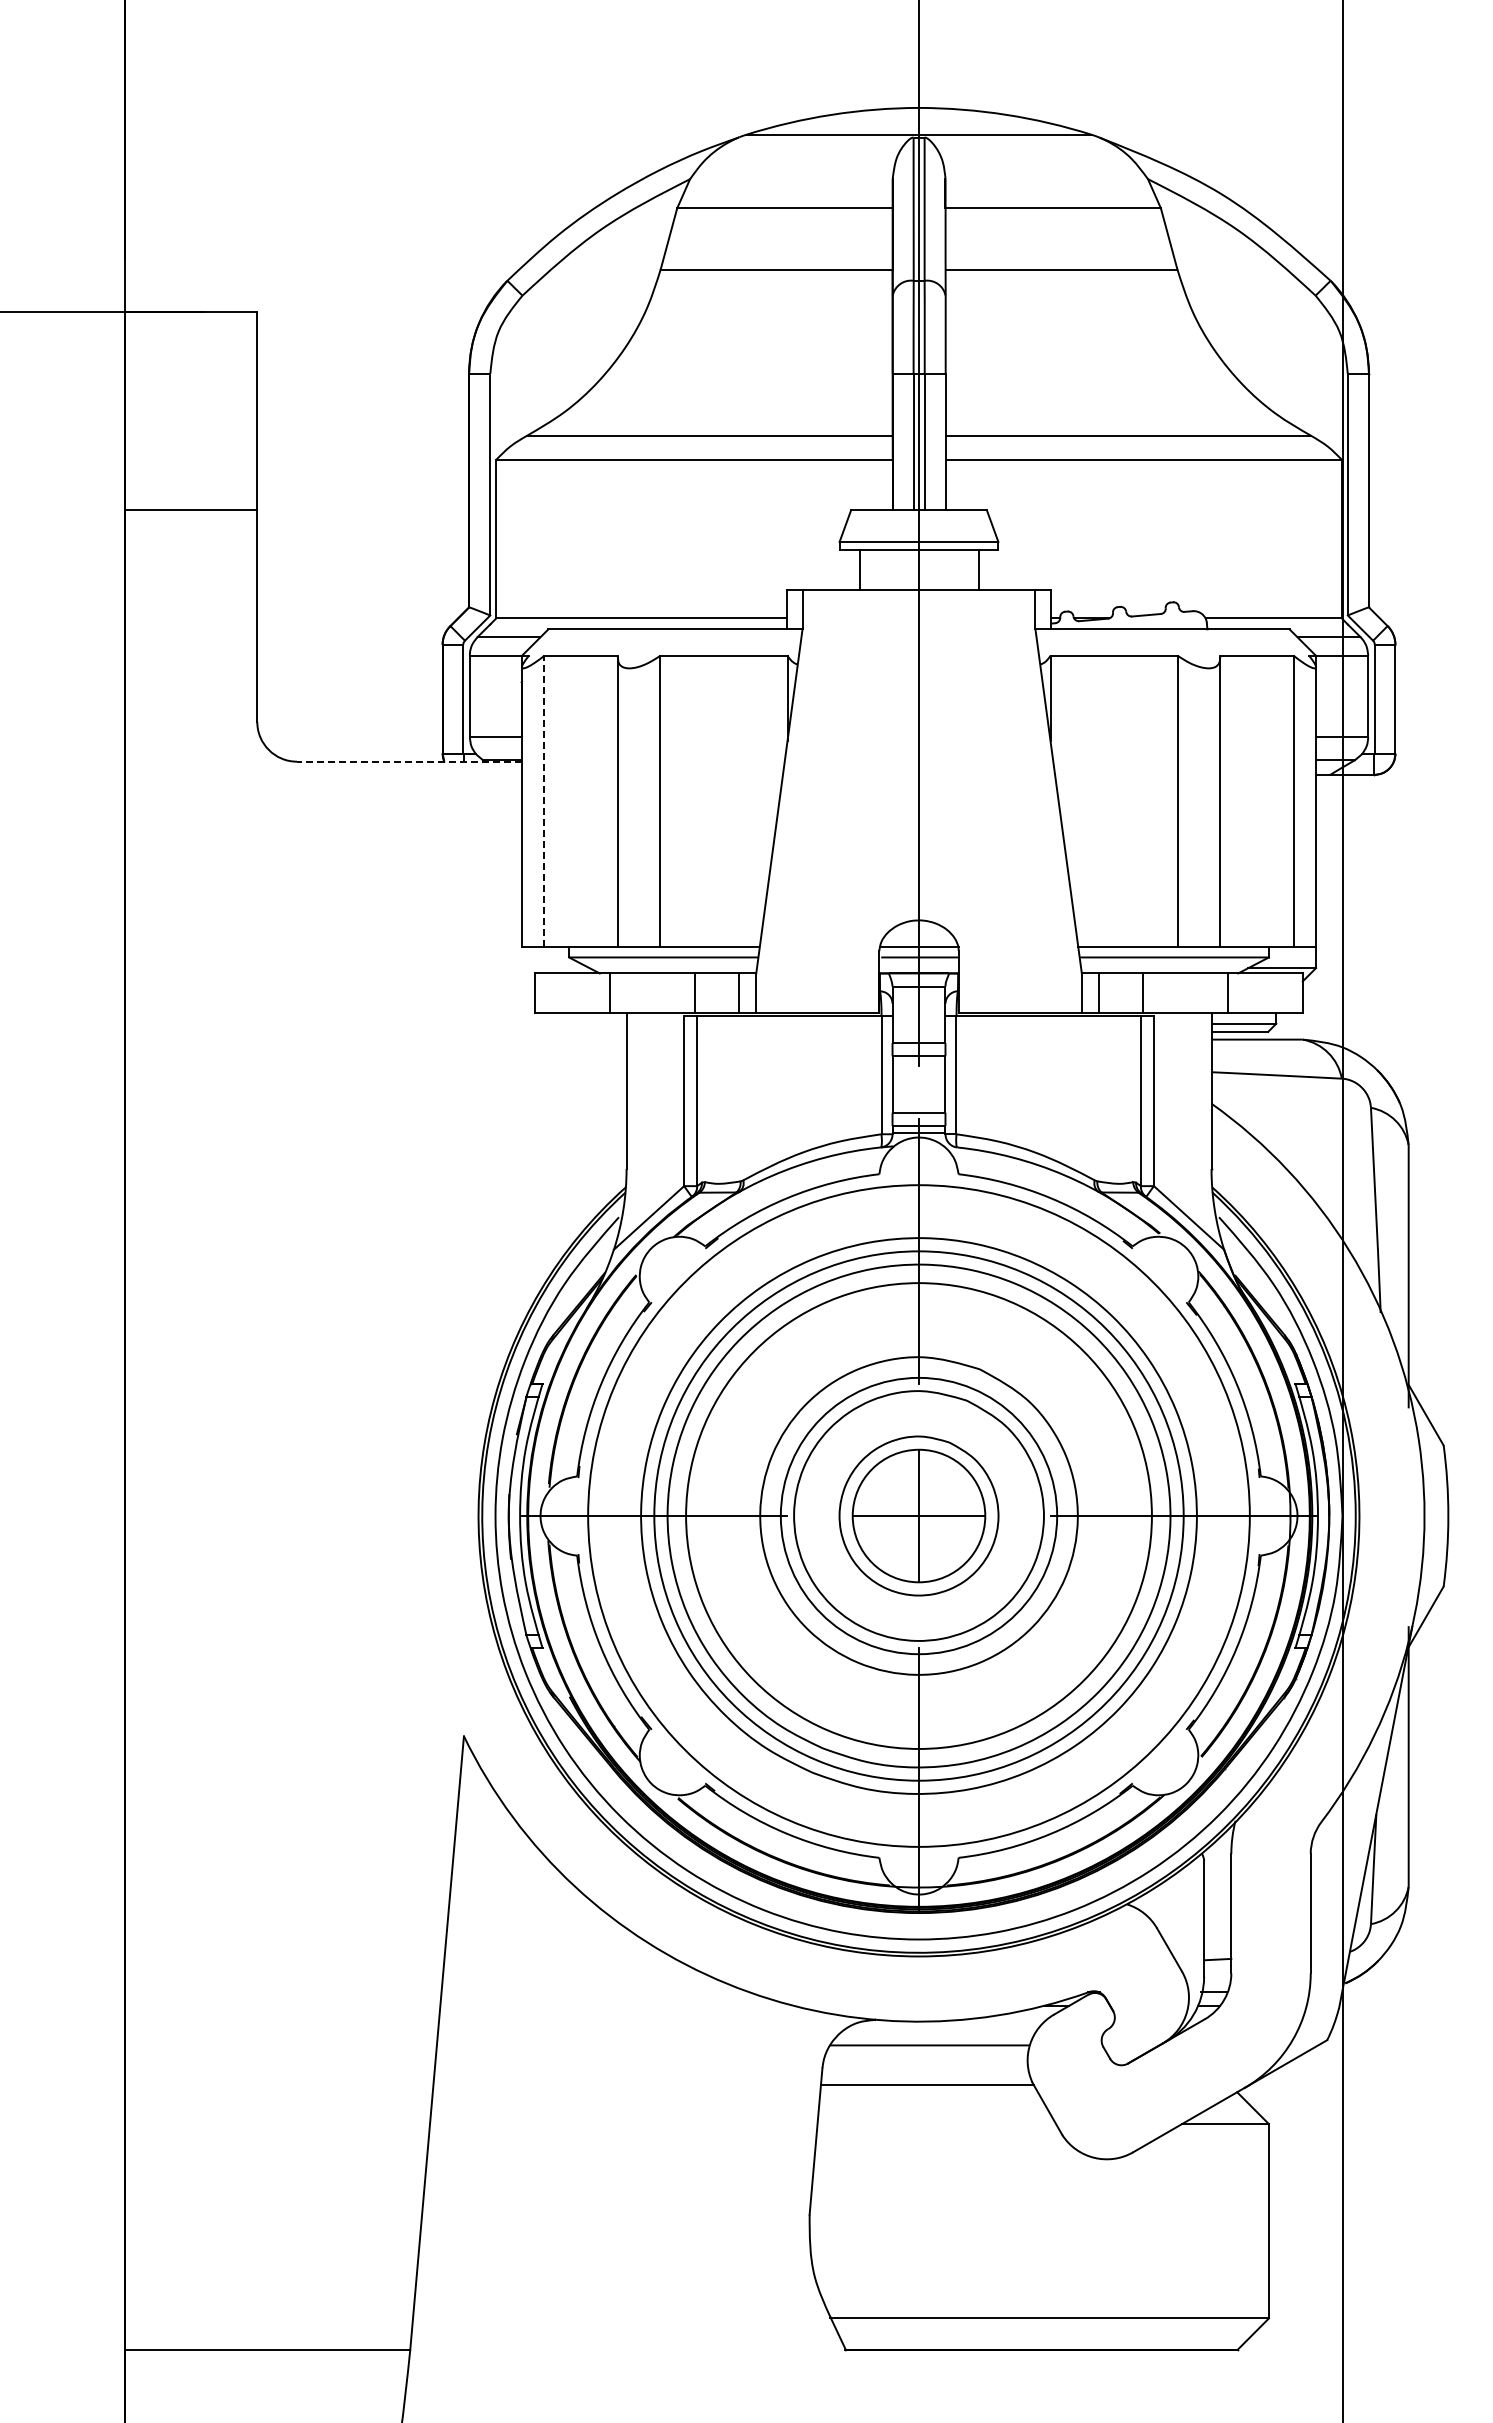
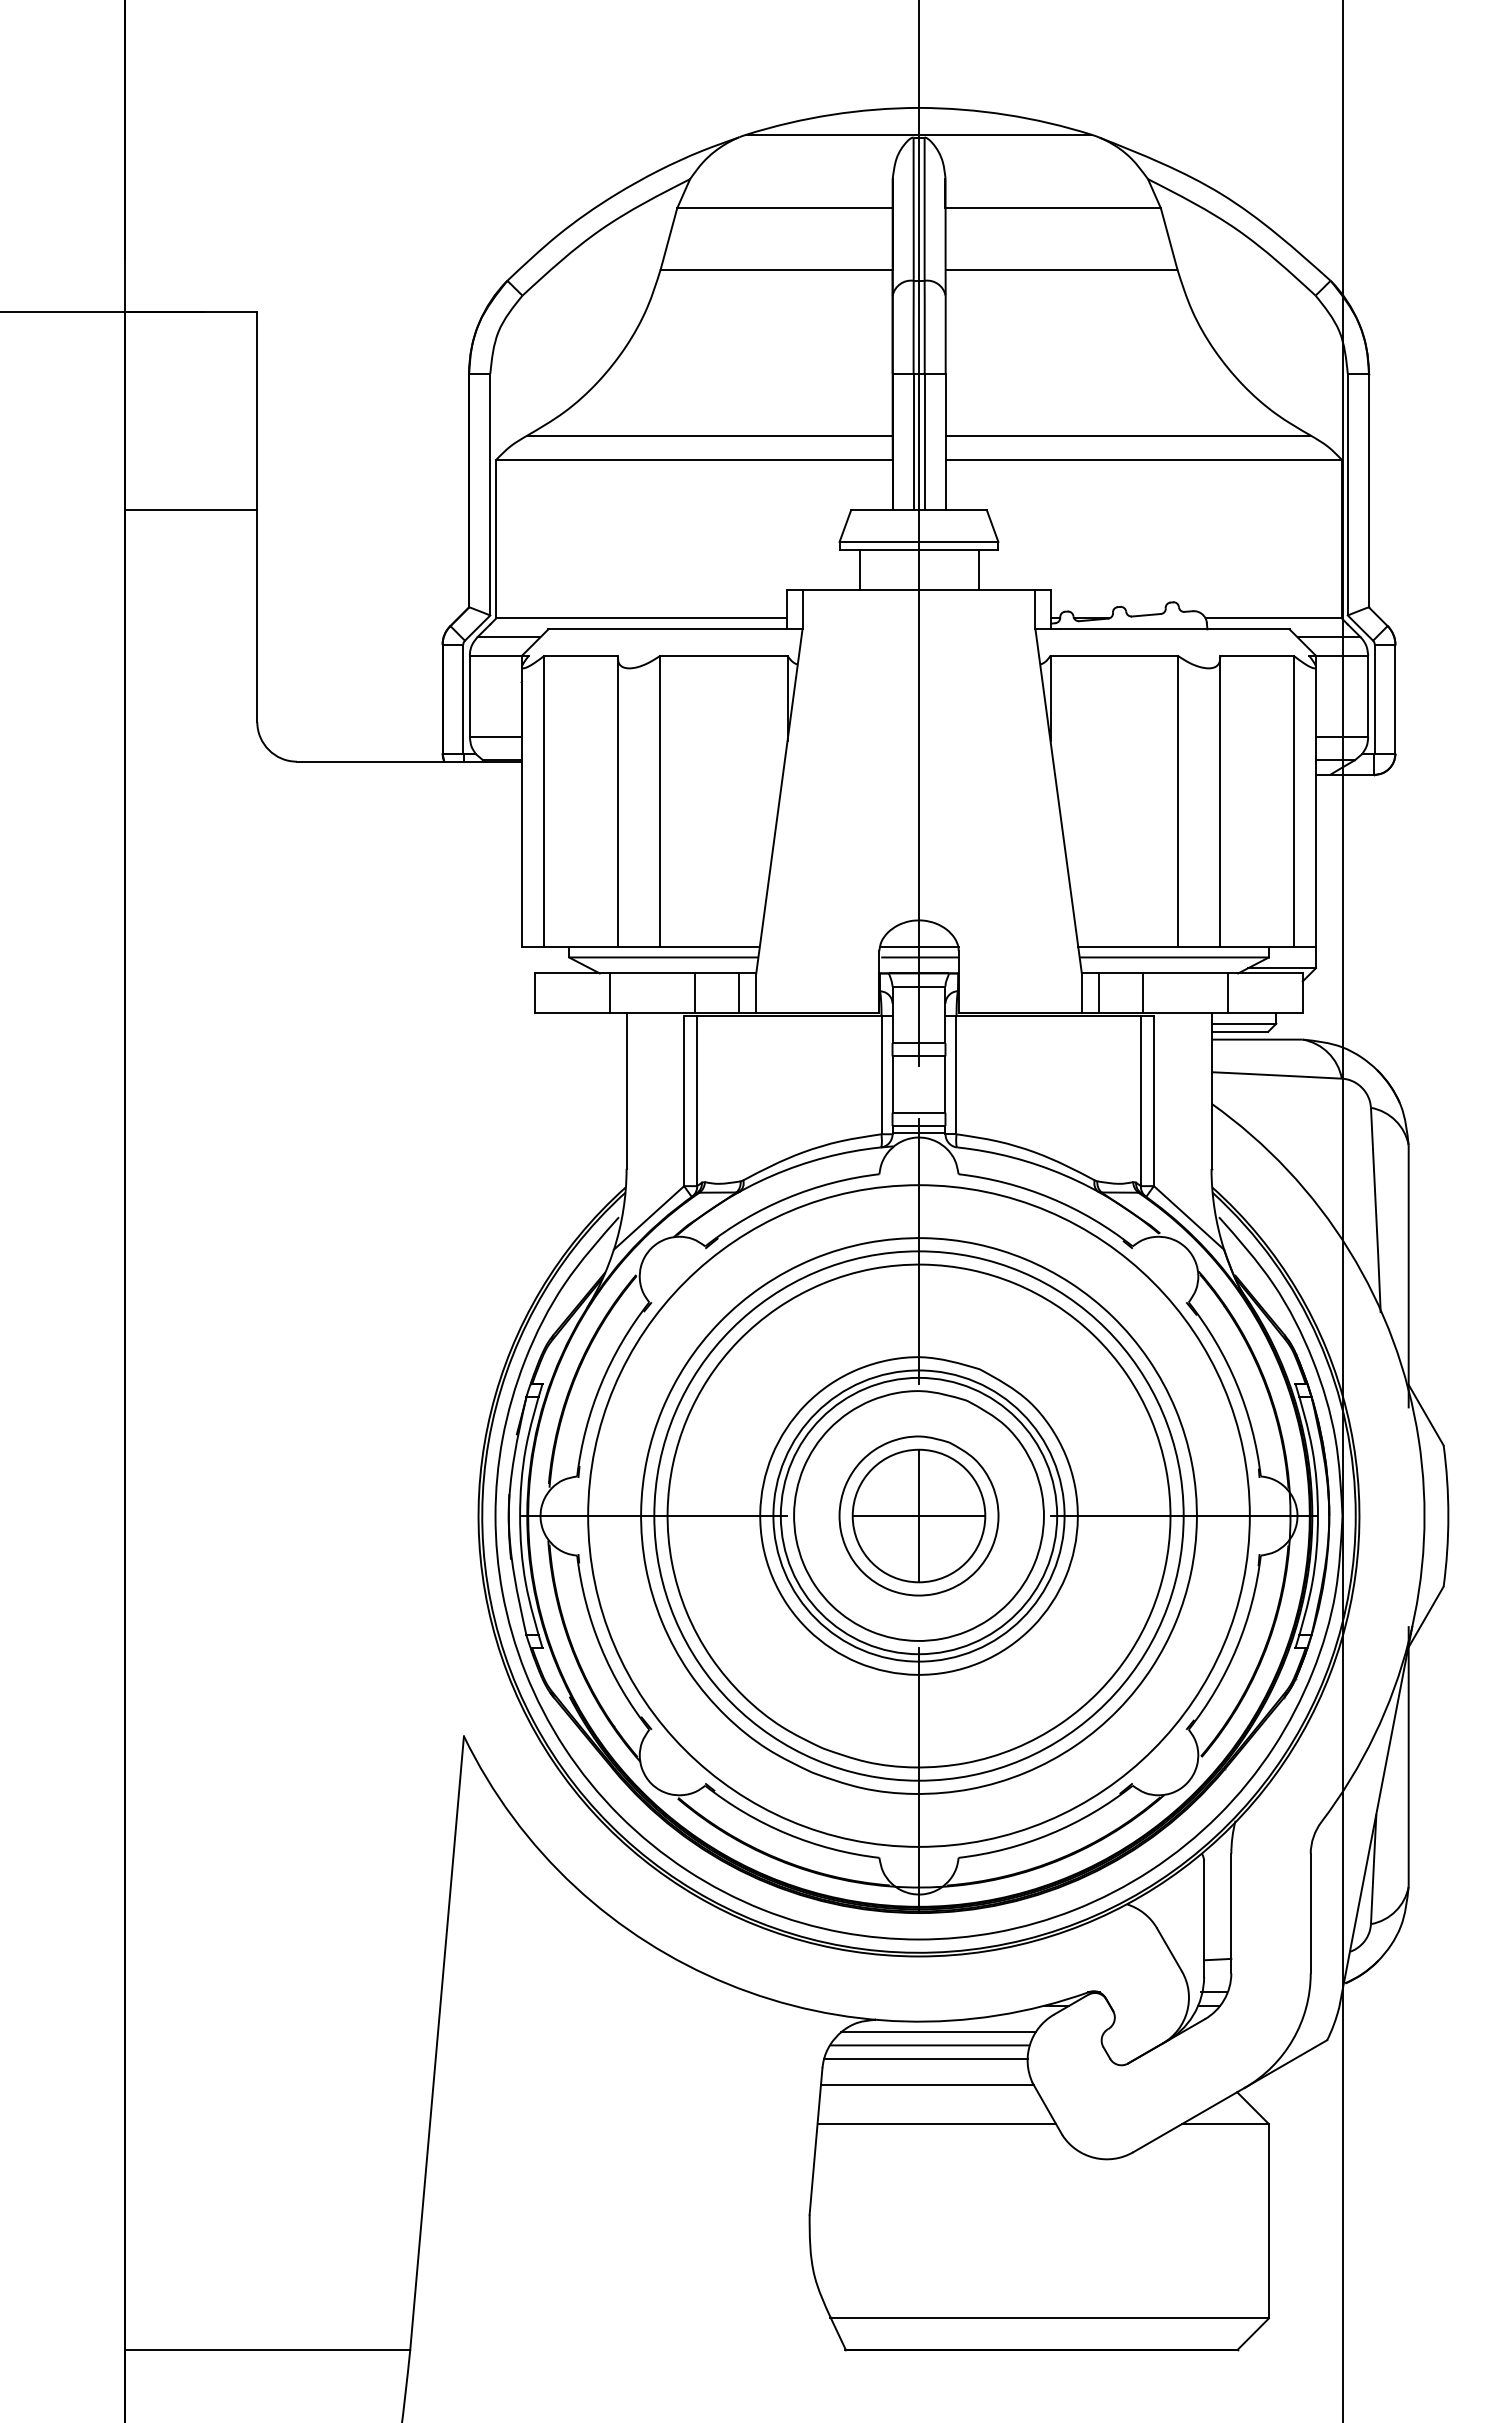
line: dashed -> solid (408, 761)
line: dashed -> solid (544, 801)
circle diameter: 466 px -> 291 px (918, 1515)
line: none -> present (937, 2032)
line: none -> present (925, 2058)
line: none -> present (936, 2124)
